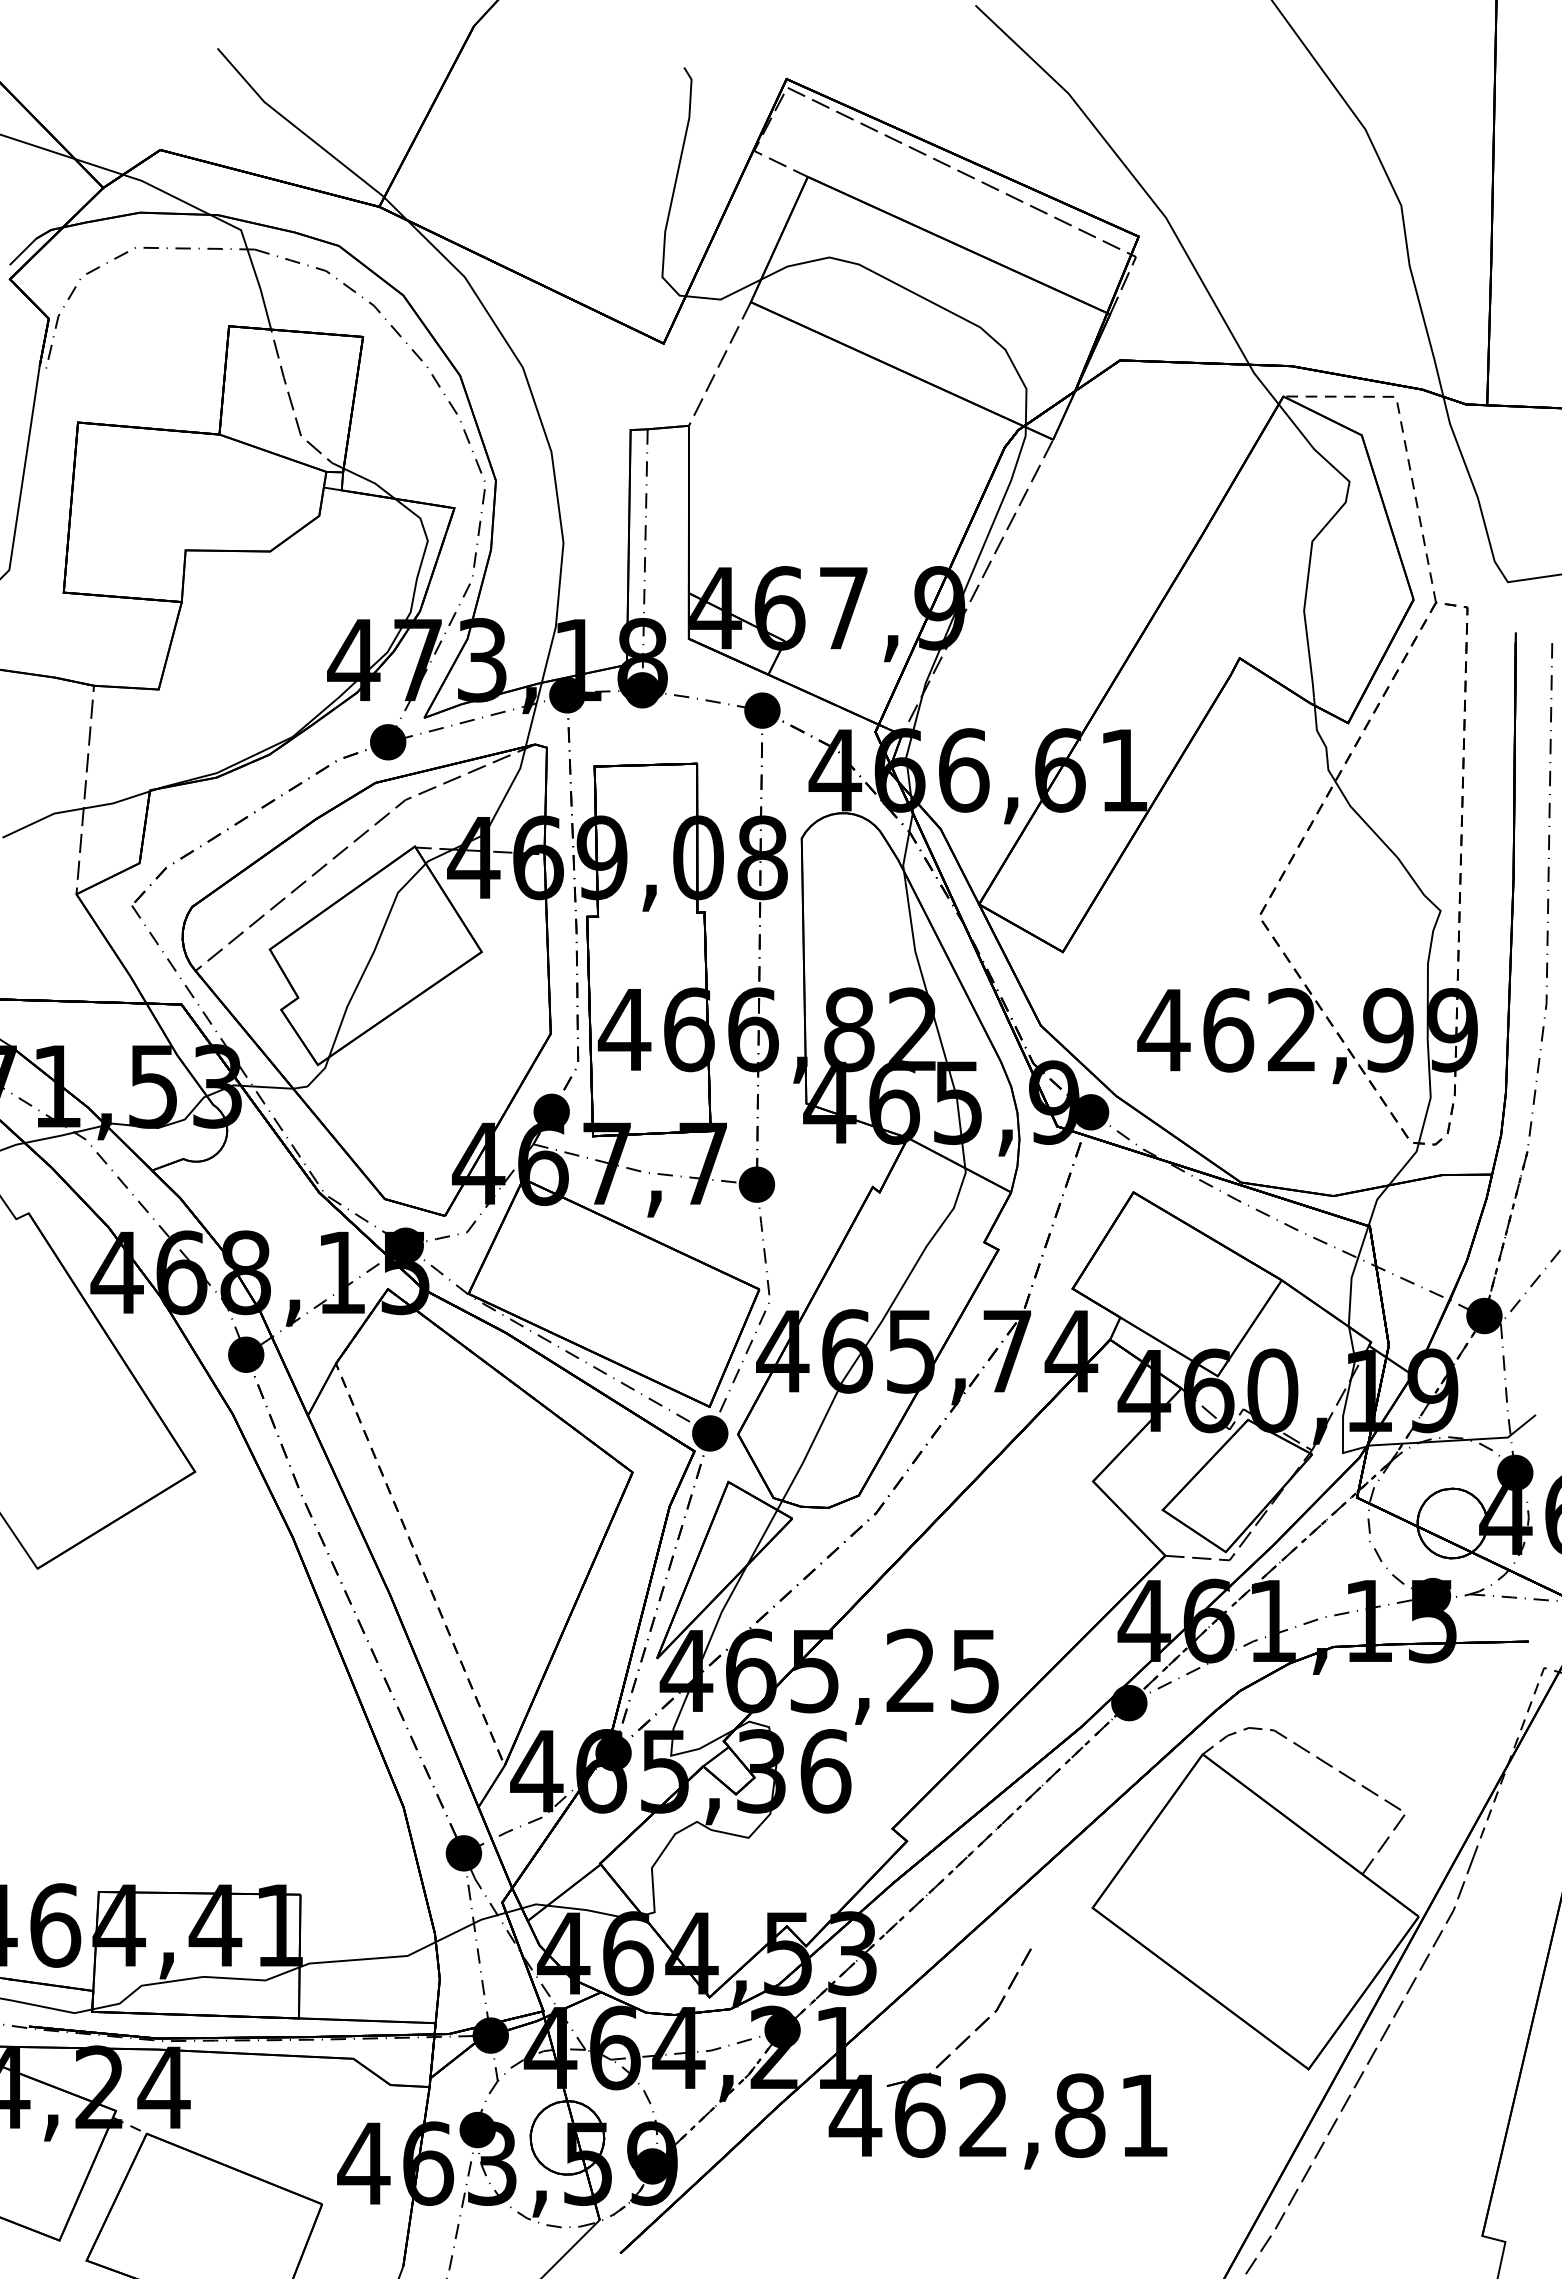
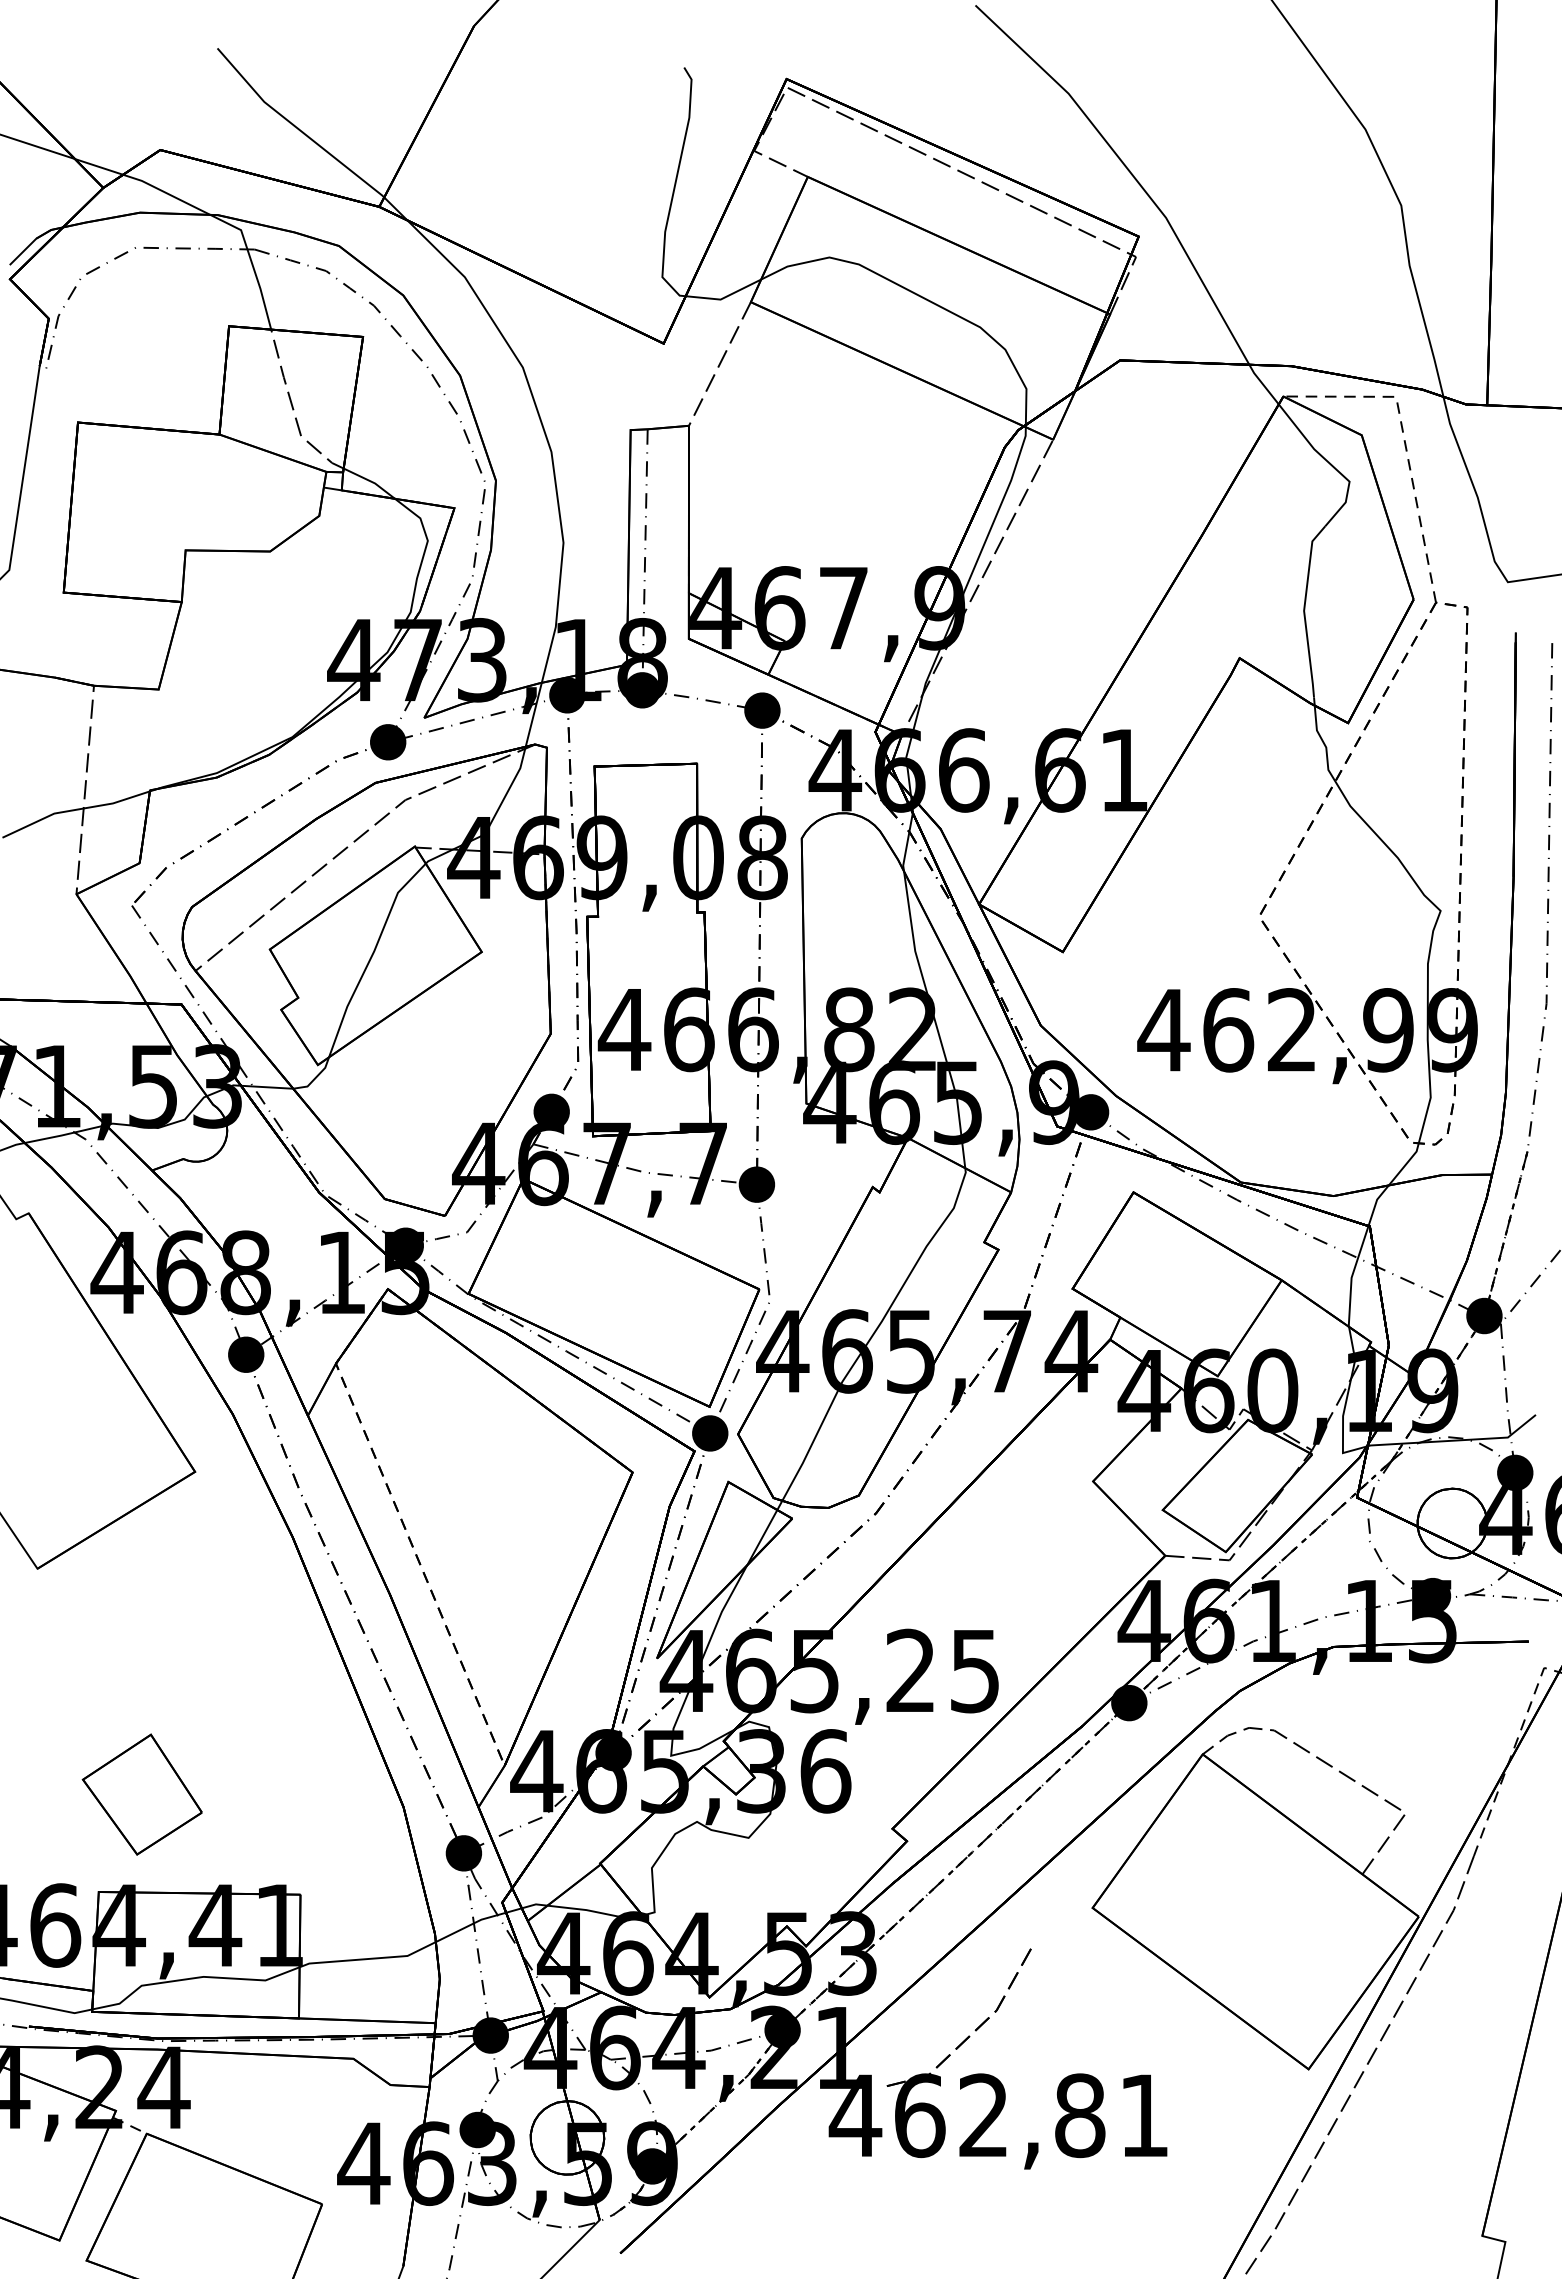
part: none -> present (141, 1794)
